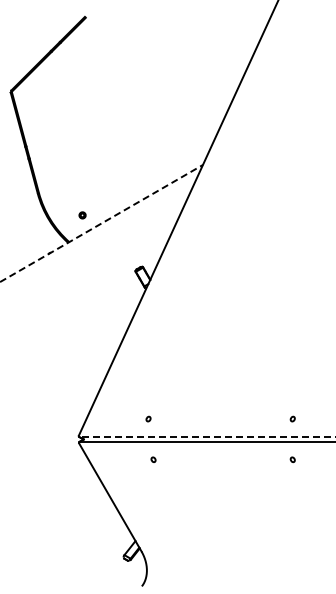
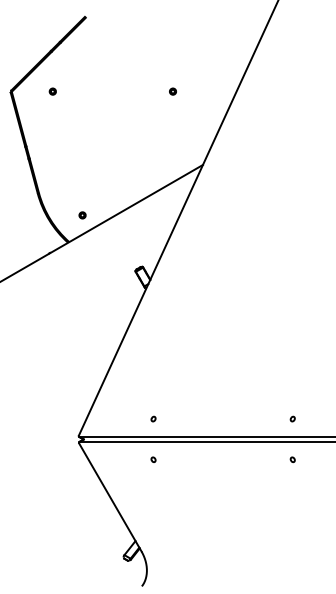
part: none -> present (52, 91)
part: none -> present (172, 91)
line: dashed -> solid (101, 223)
part position: (148, 418) -> (153, 418) (153, 418)
line: dashed -> solid (207, 437)
